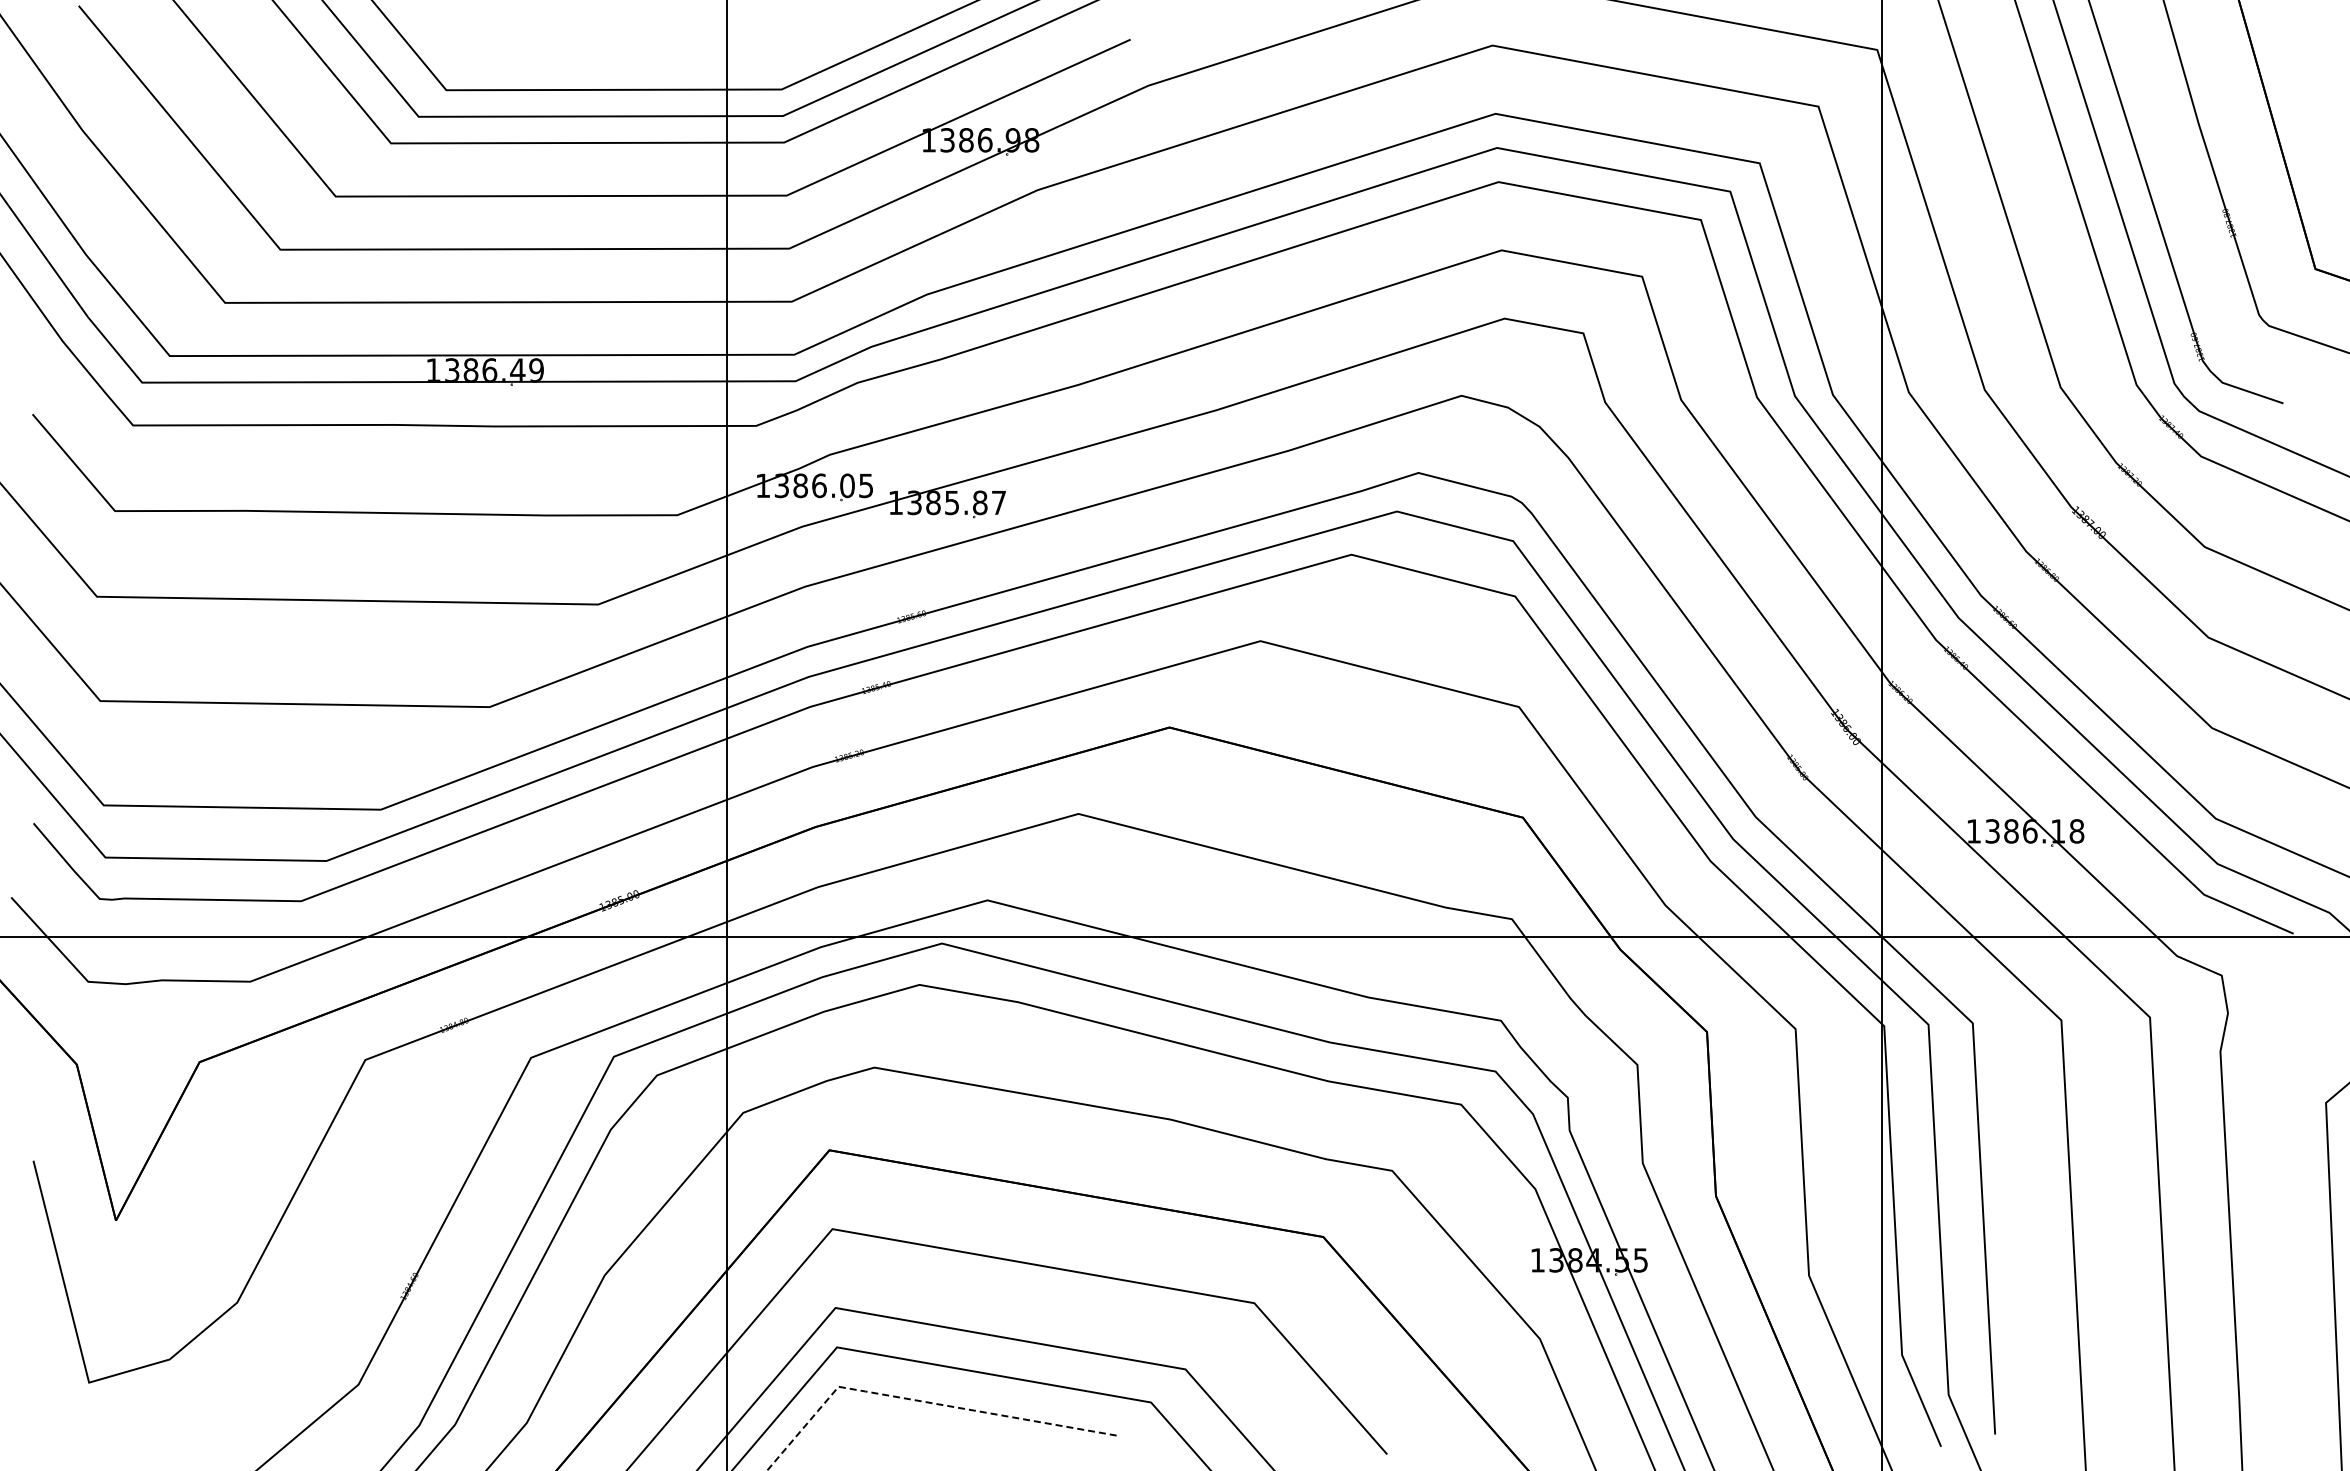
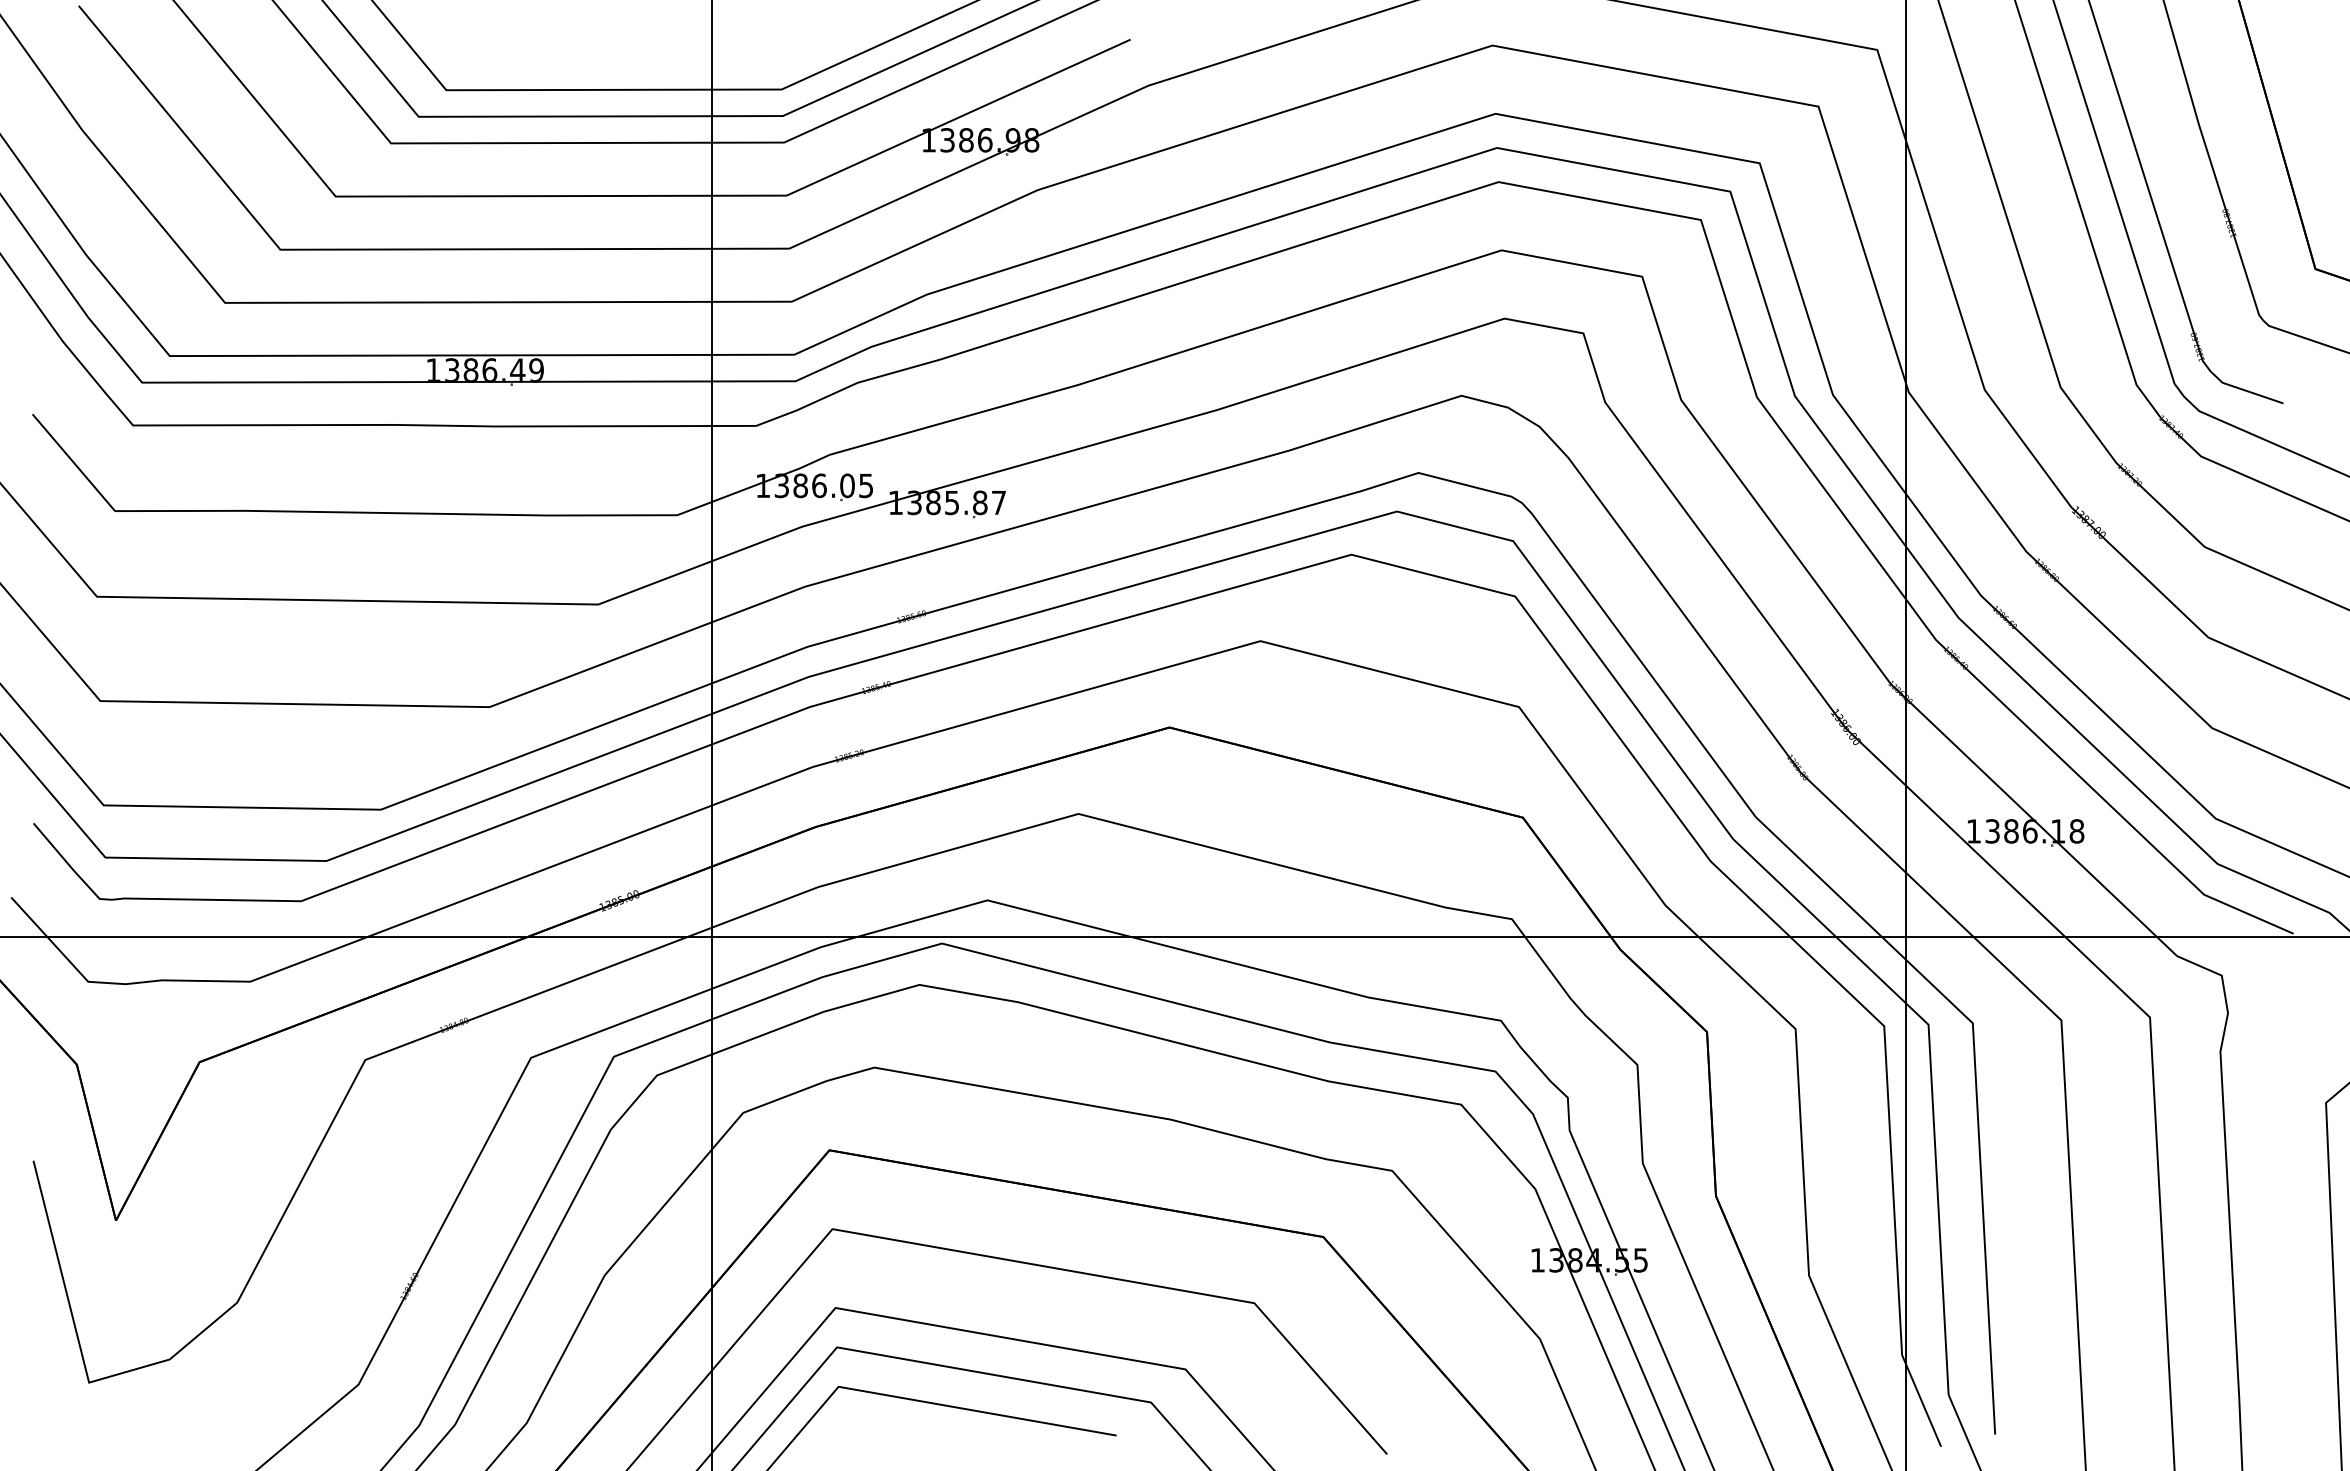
line position: (727, 734) -> (712, 734) (712, 734)
line position: (1881, 734) -> (1905, 734) (1905, 734)
line: dashed -> solid (922, 1401)
